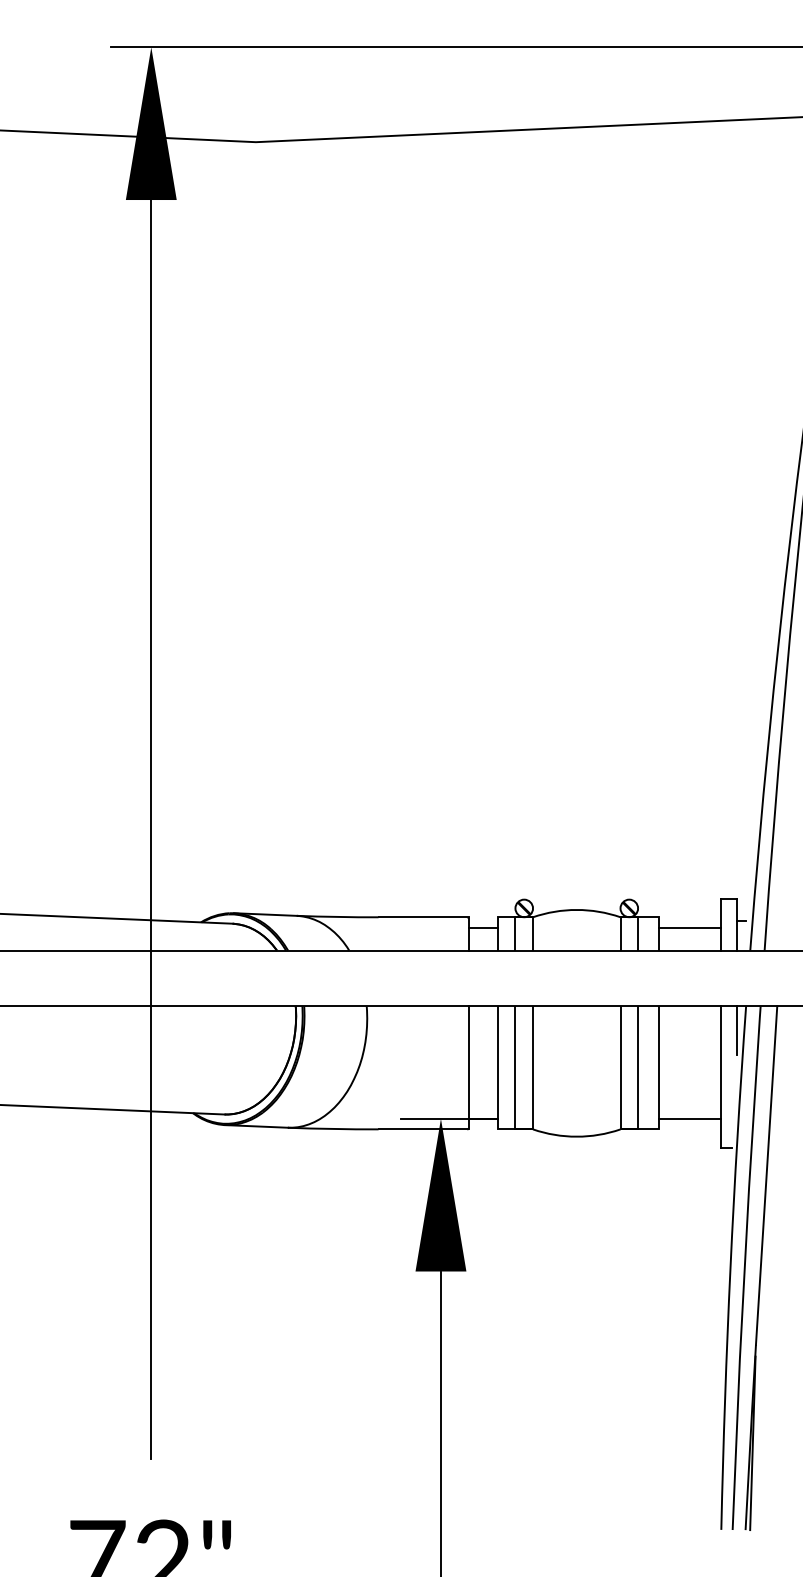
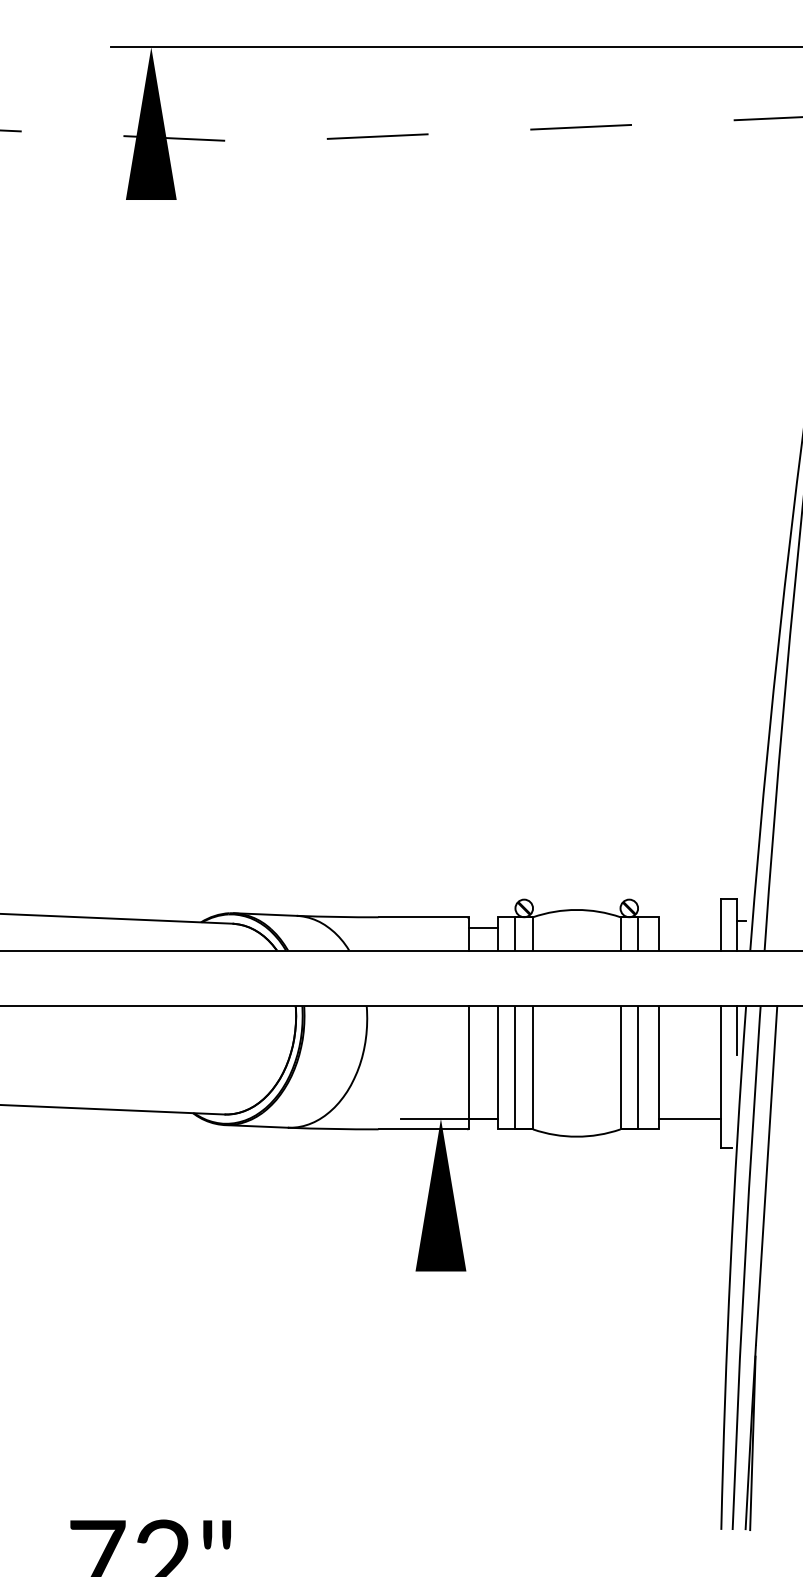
line: solid -> dashed (400, 135)
line: present -> none (151, 829)
line: present -> none (690, 927)
line: present -> none (440, 1422)
